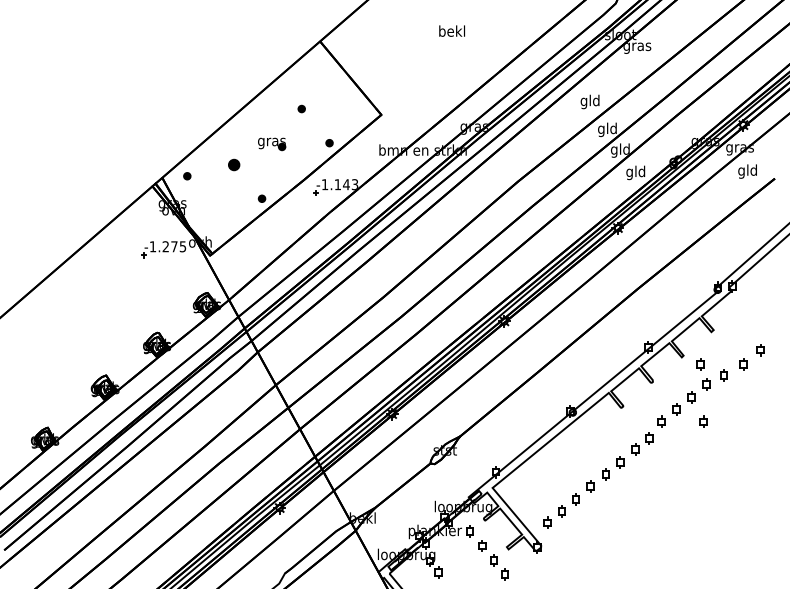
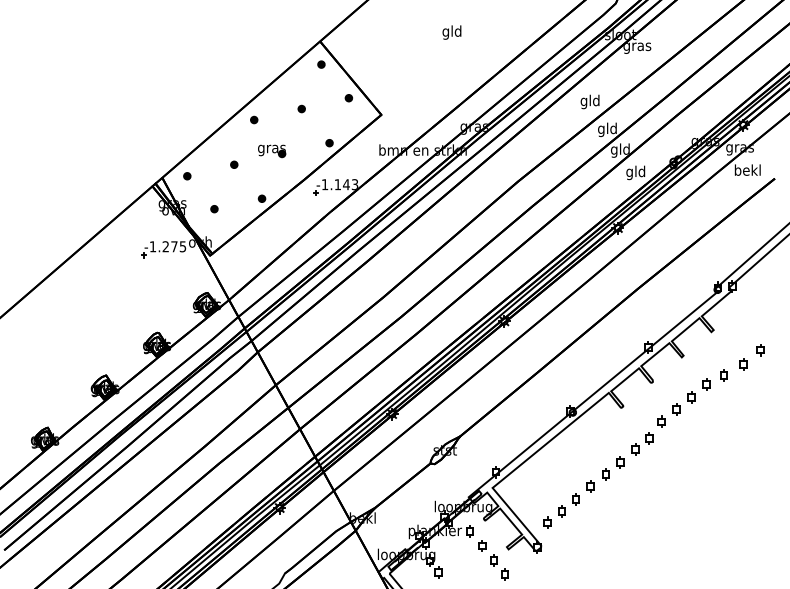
text: bekl -> gld (452, 32)
part: none -> present (321, 64)
part: none -> present (348, 98)
part: none -> present (254, 119)
part position: (272, 144) -> (272, 151) (272, 151)
part size: 13x14 px -> 9x9 px (234, 164)
text: gld -> bekl (747, 171)
part: none -> present (214, 209)
part: present -> none (700, 364)
part: present -> none (703, 421)
